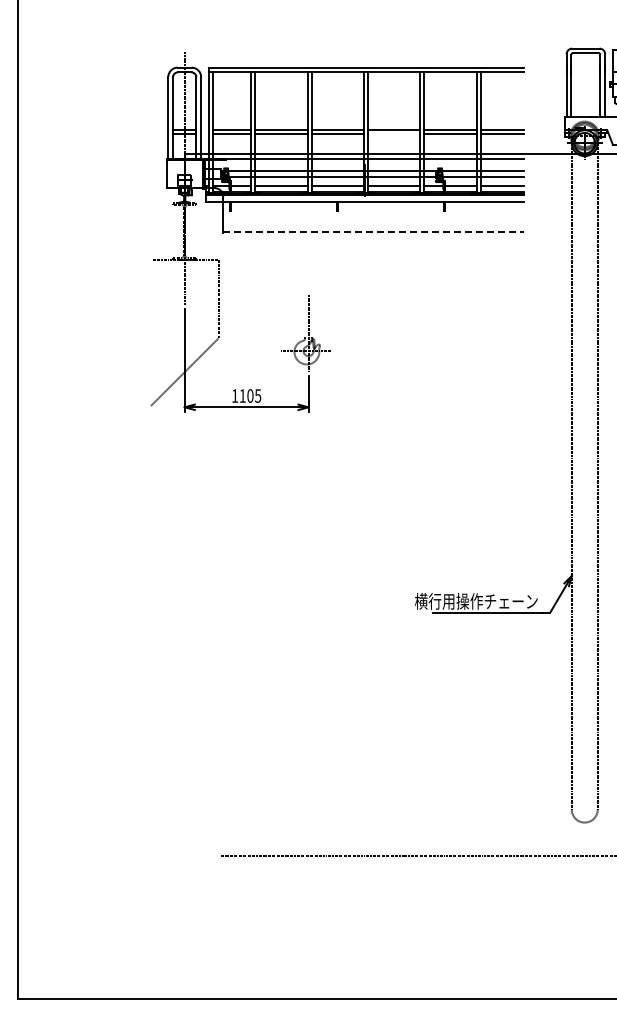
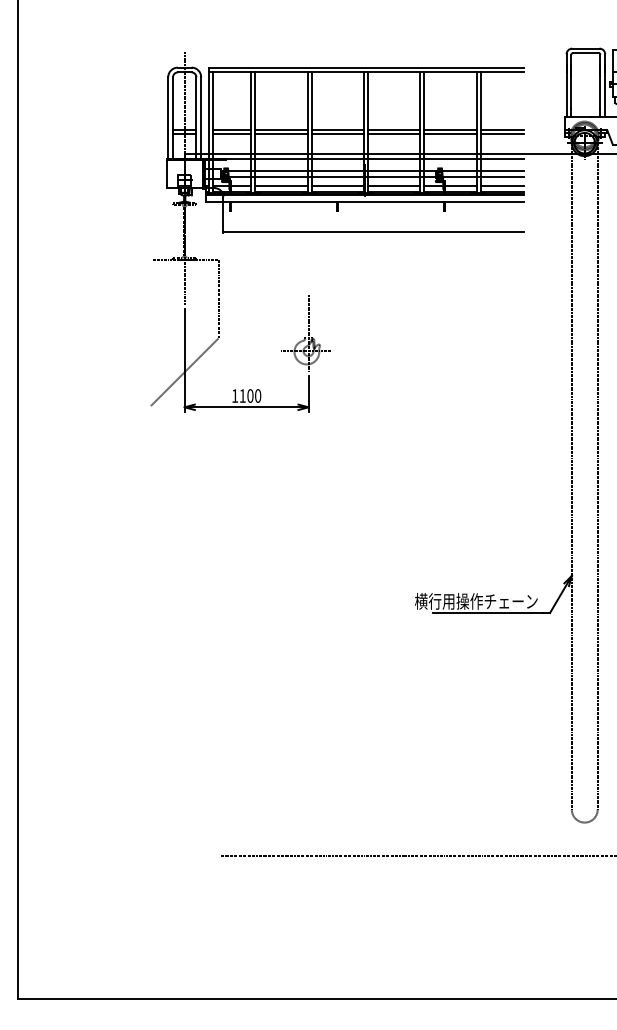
line: none -> present (393, 133)
line: dashed -> solid (374, 231)
text: 1105 -> 1100 (257, 395)
